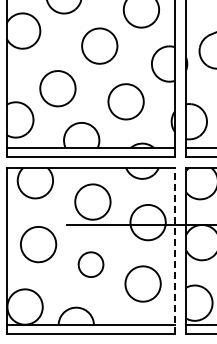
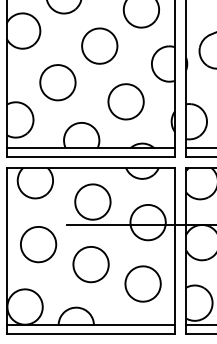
part position: (57, 88) -> (57, 82) (57, 82)
line: dashed -> solid (175, 250)
part size: 28x27 px -> 38x38 px (90, 264)
